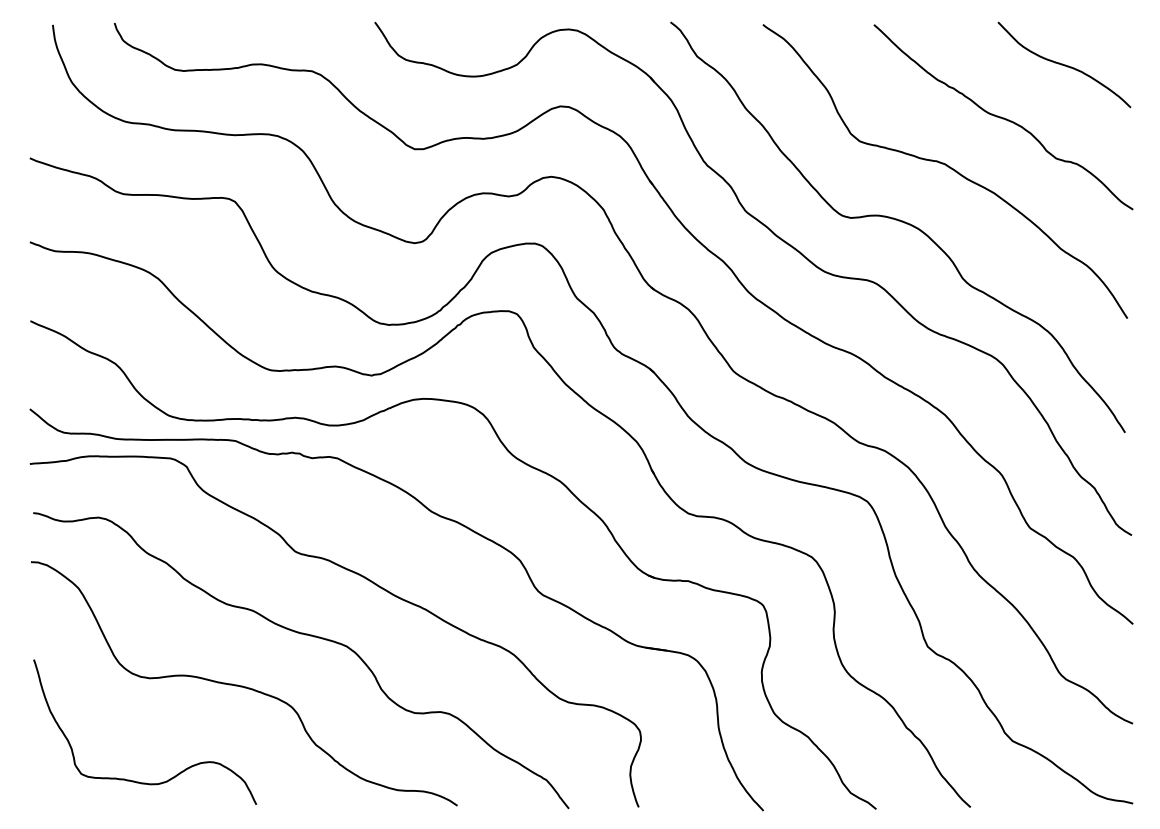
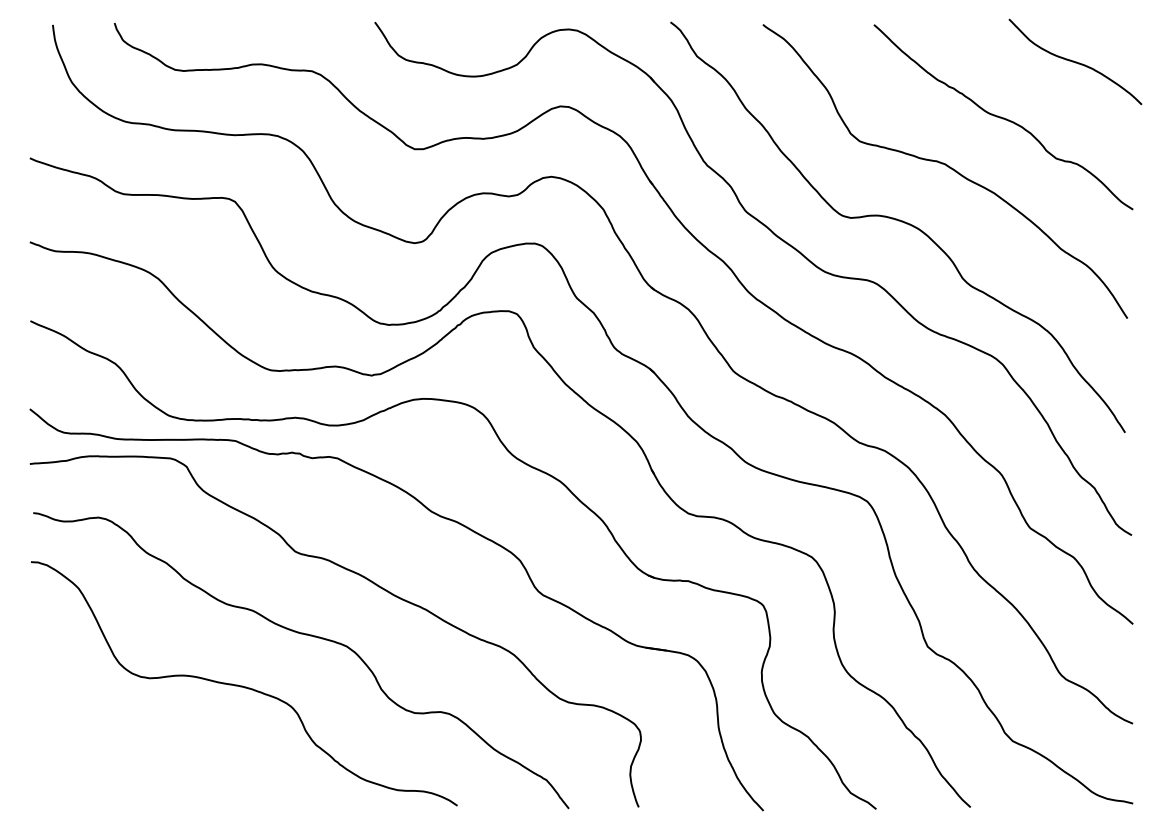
curve position: (1064, 64) -> (1075, 61) (1075, 61)
curve: present -> none (134, 780)
